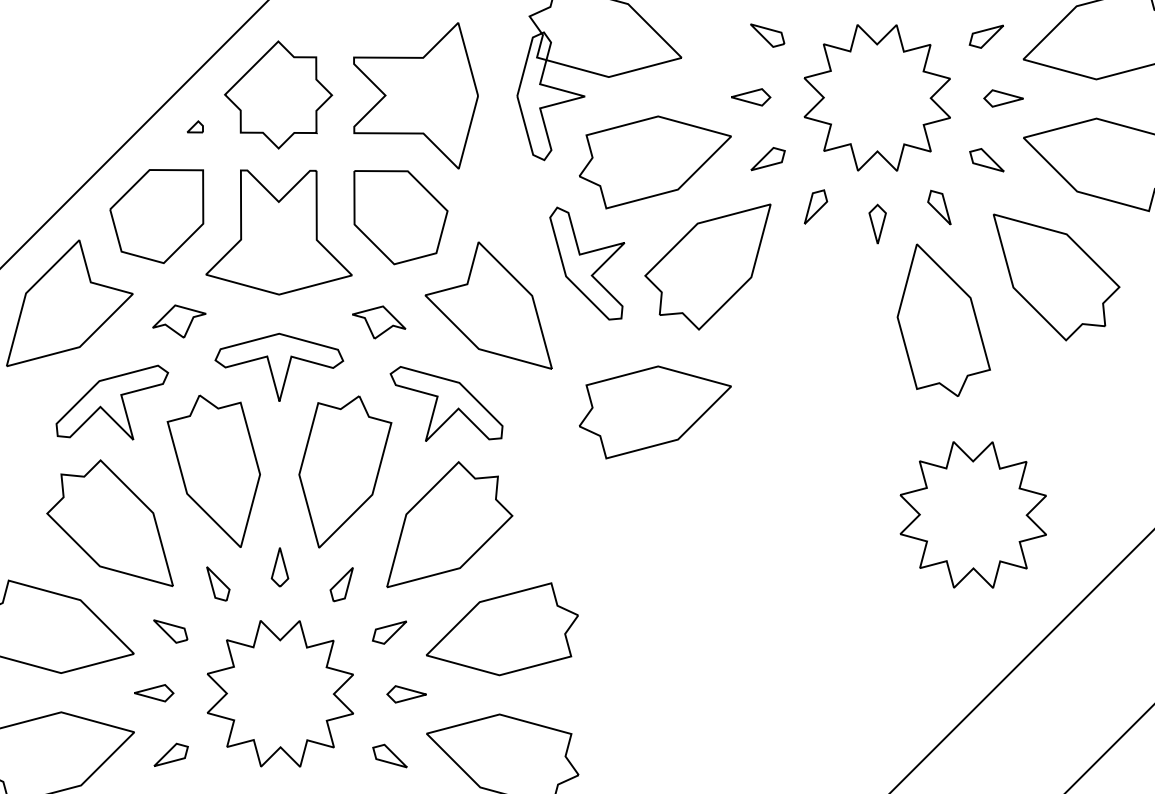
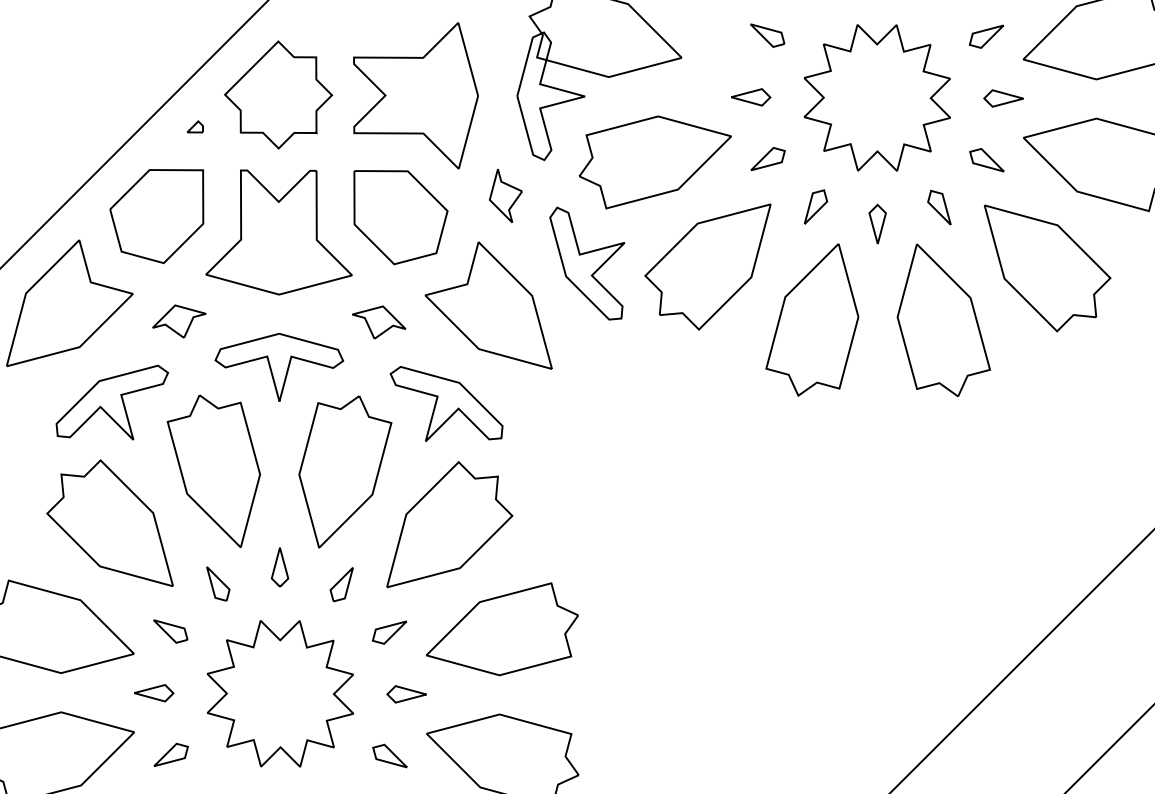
part: none -> present (505, 195)
part position: (1056, 277) -> (1047, 268) (1047, 268)
part: none -> present (812, 319)
part: present -> none (654, 412)
part: present -> none (972, 514)
